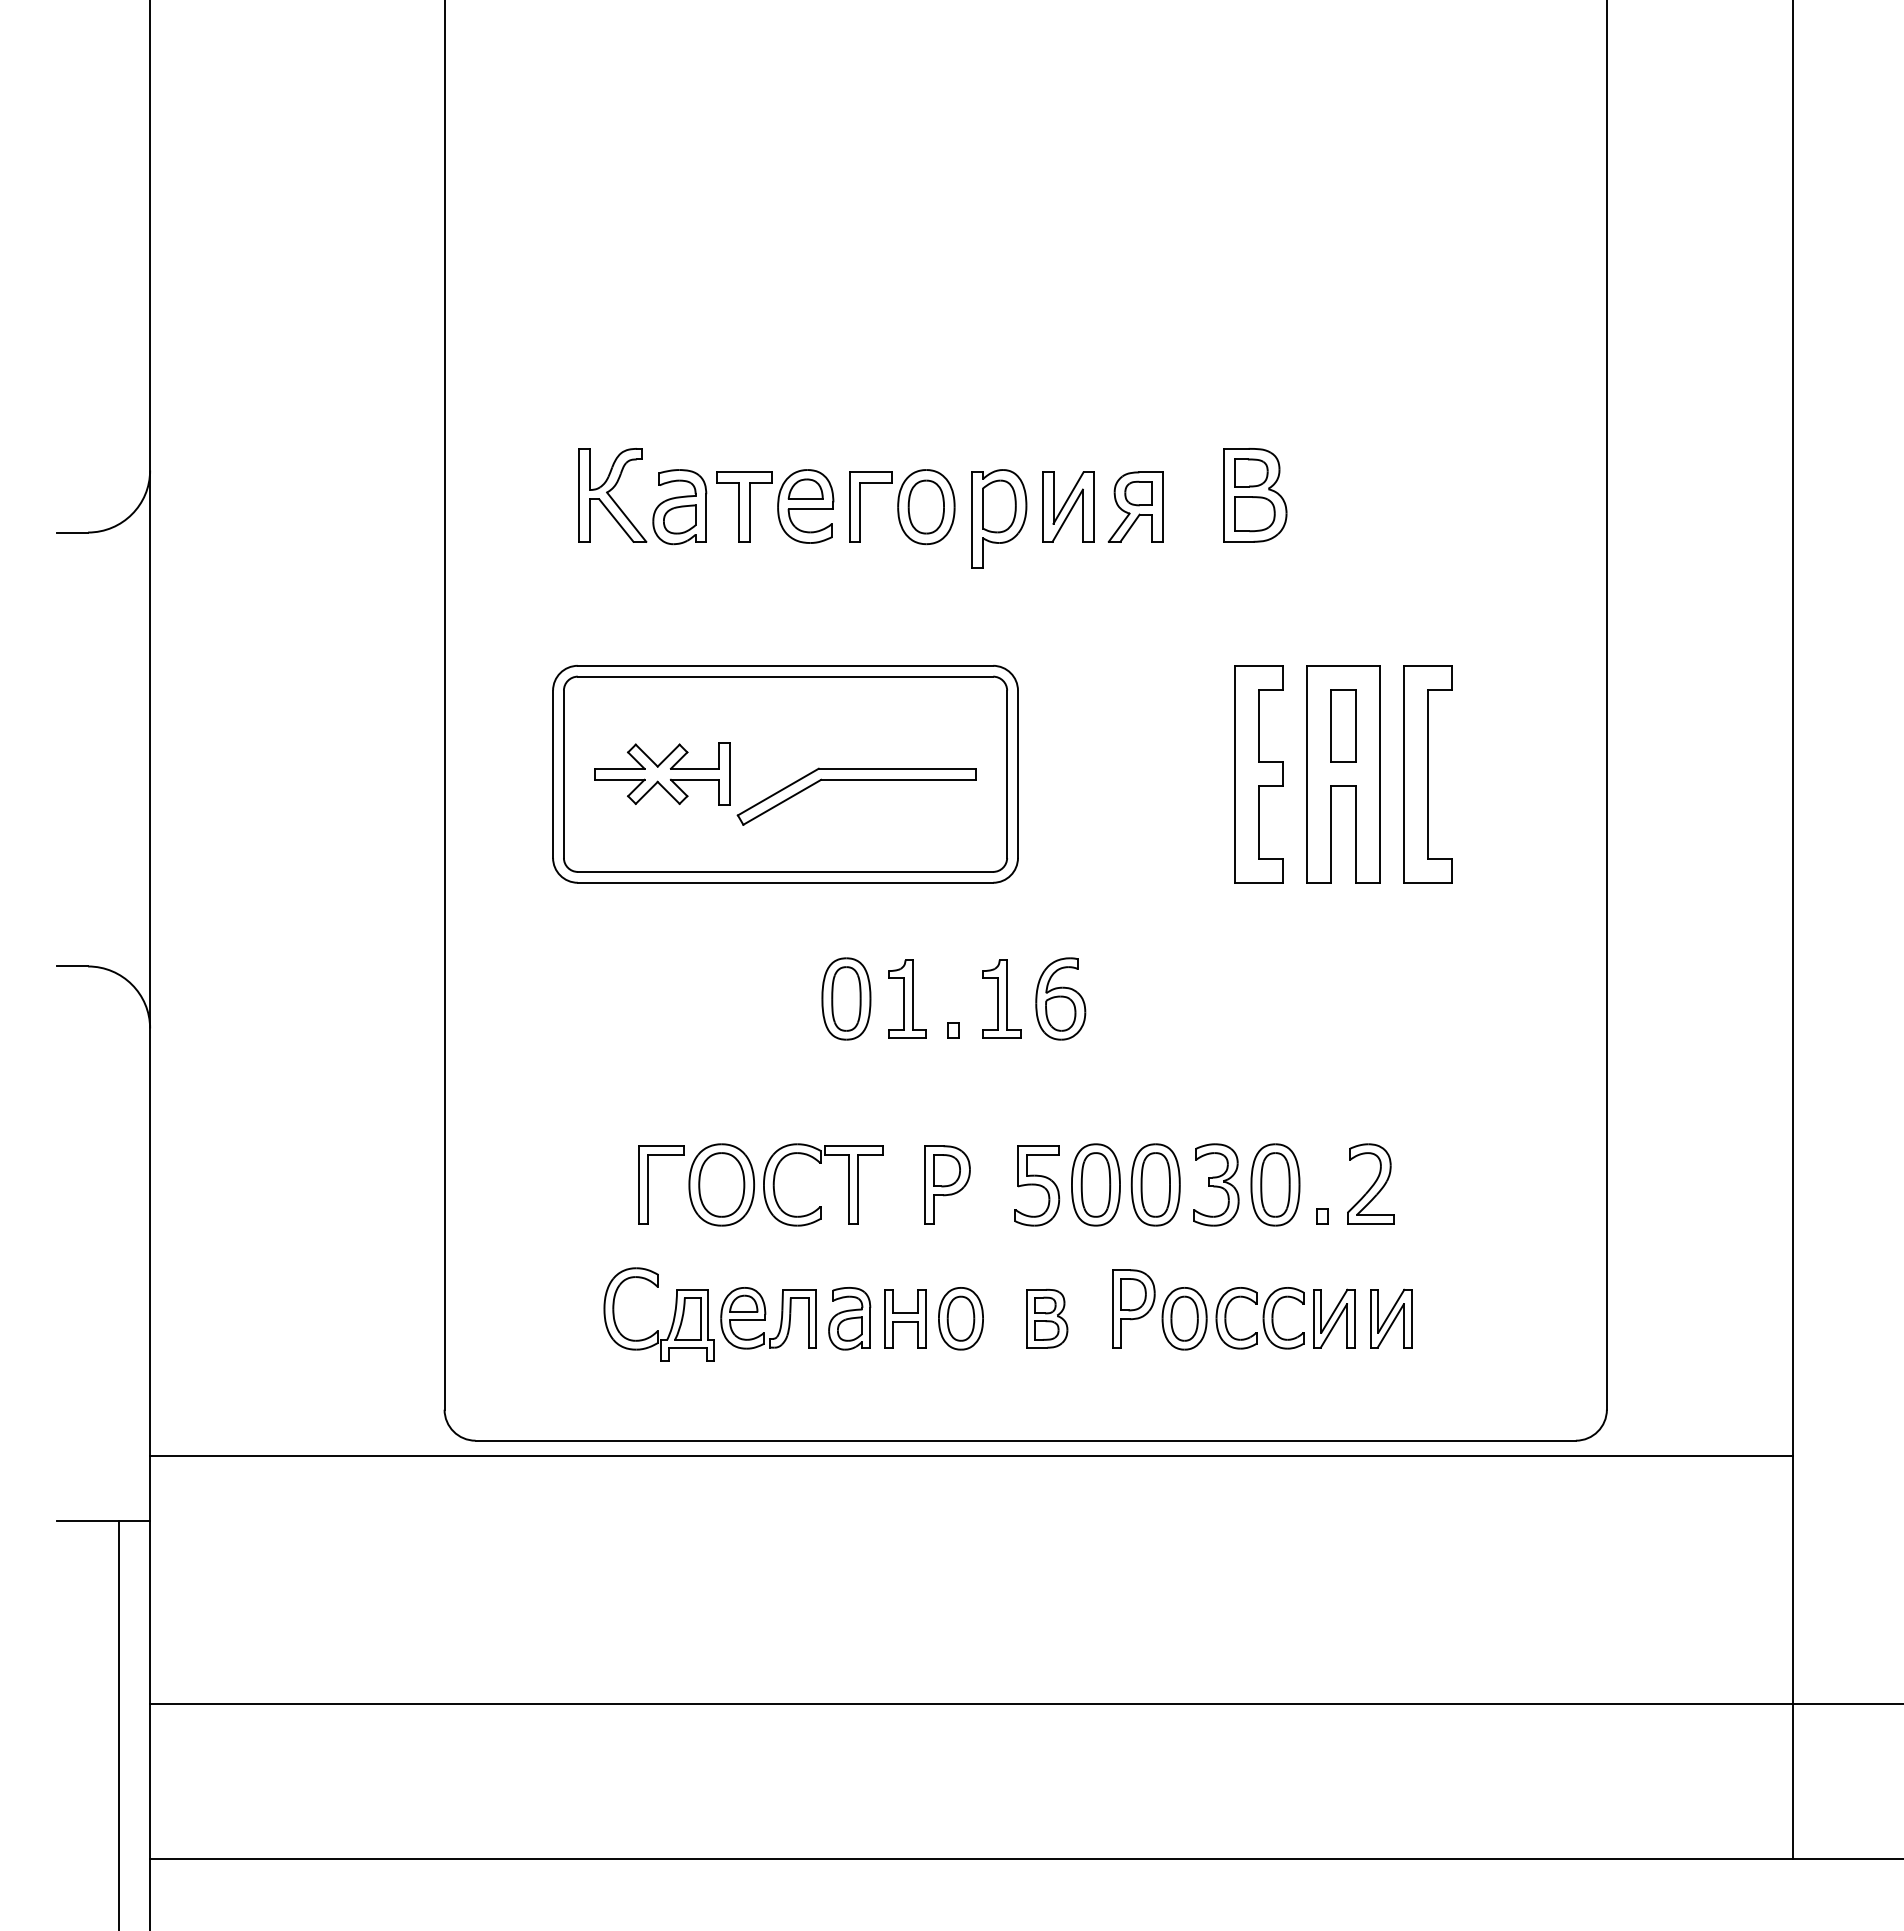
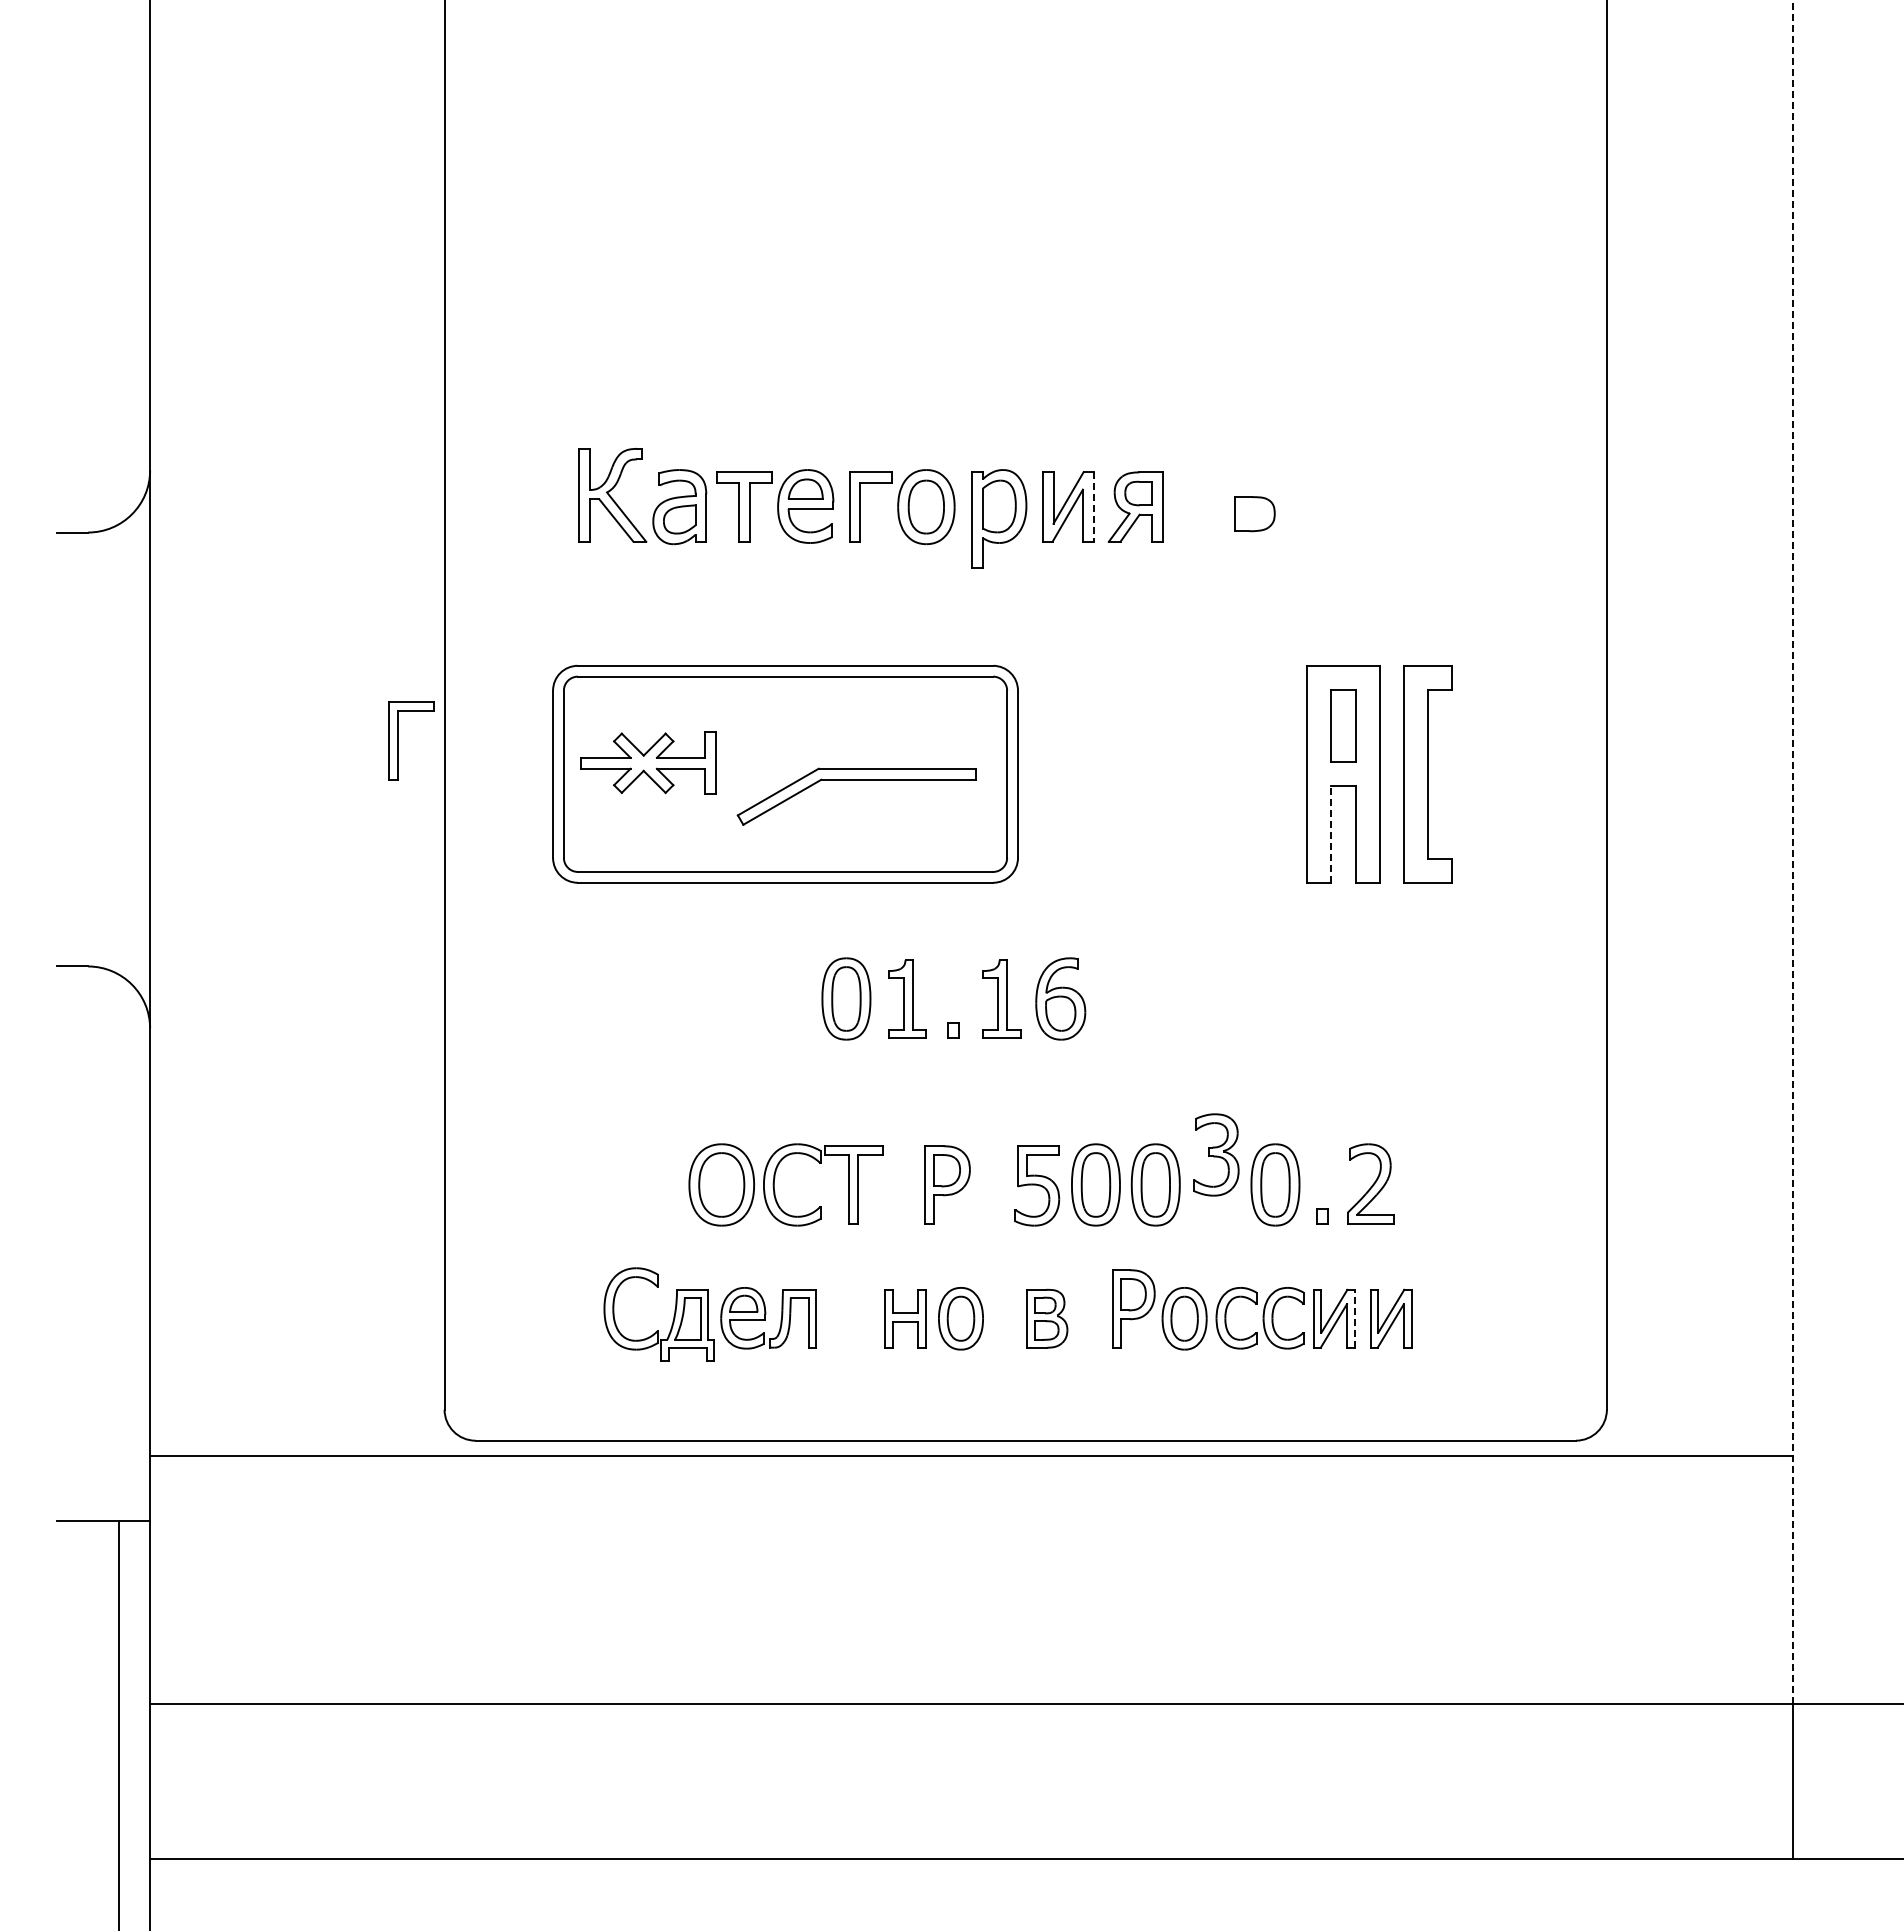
part: present -> none (1255, 495)
line: solid -> dashed (1093, 507)
part position: (662, 773) -> (648, 762) (648, 762)
part: present -> none (1258, 774)
line: solid -> dashed (1331, 834)
line: solid -> dashed (1792, 852)
part position: (648, 1184) -> (398, 740) (398, 740)
part position: (1216, 1184) -> (1216, 1154) (1216, 1154)
part: present -> none (849, 1318)
line: solid -> dashed (1354, 1318)
